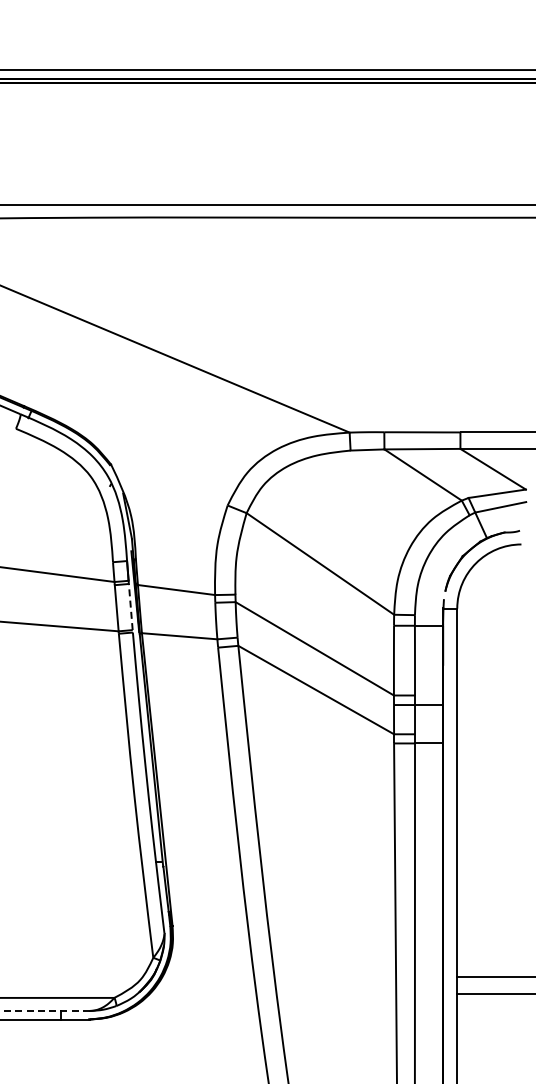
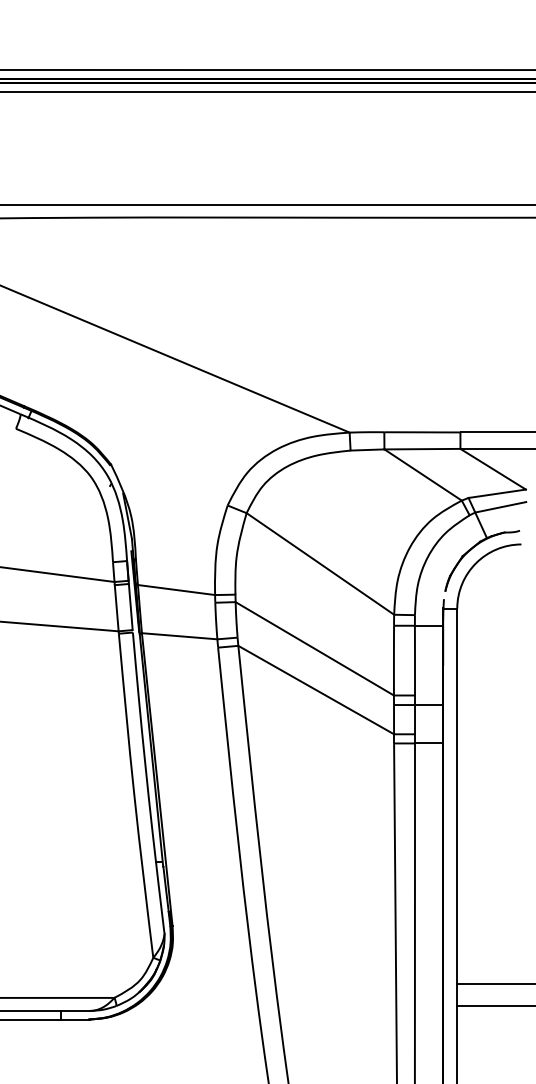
line: none -> present (267, 92)
line: dashed -> solid (130, 606)
line position: (494, 976) -> (494, 983) (494, 983)
line position: (494, 994) -> (494, 1006) (494, 1006)
line: dashed -> solid (45, 1010)
